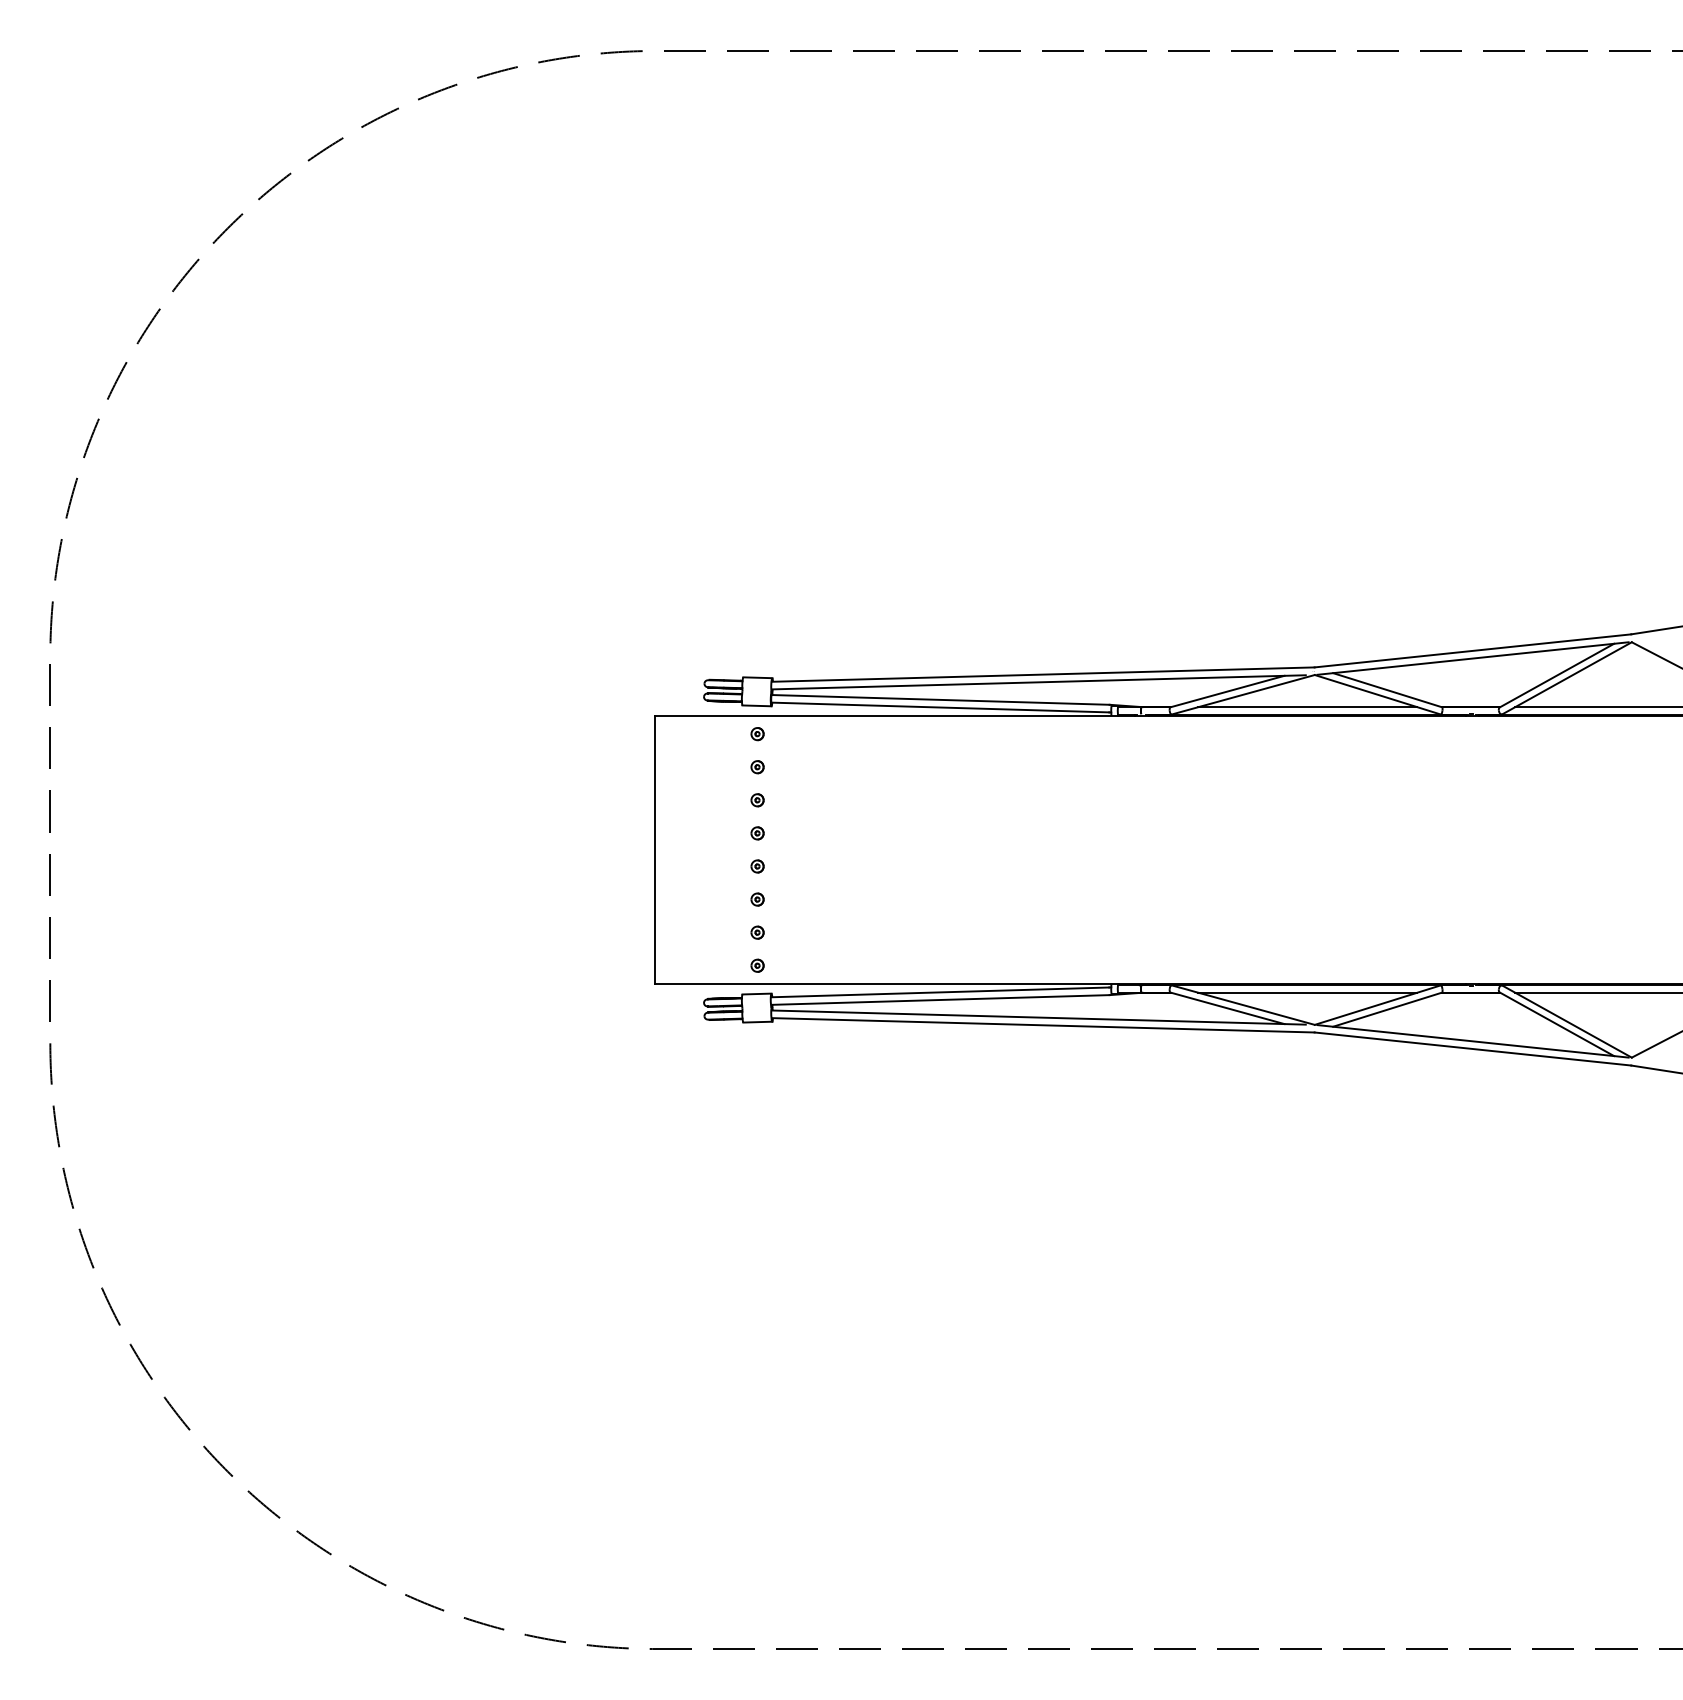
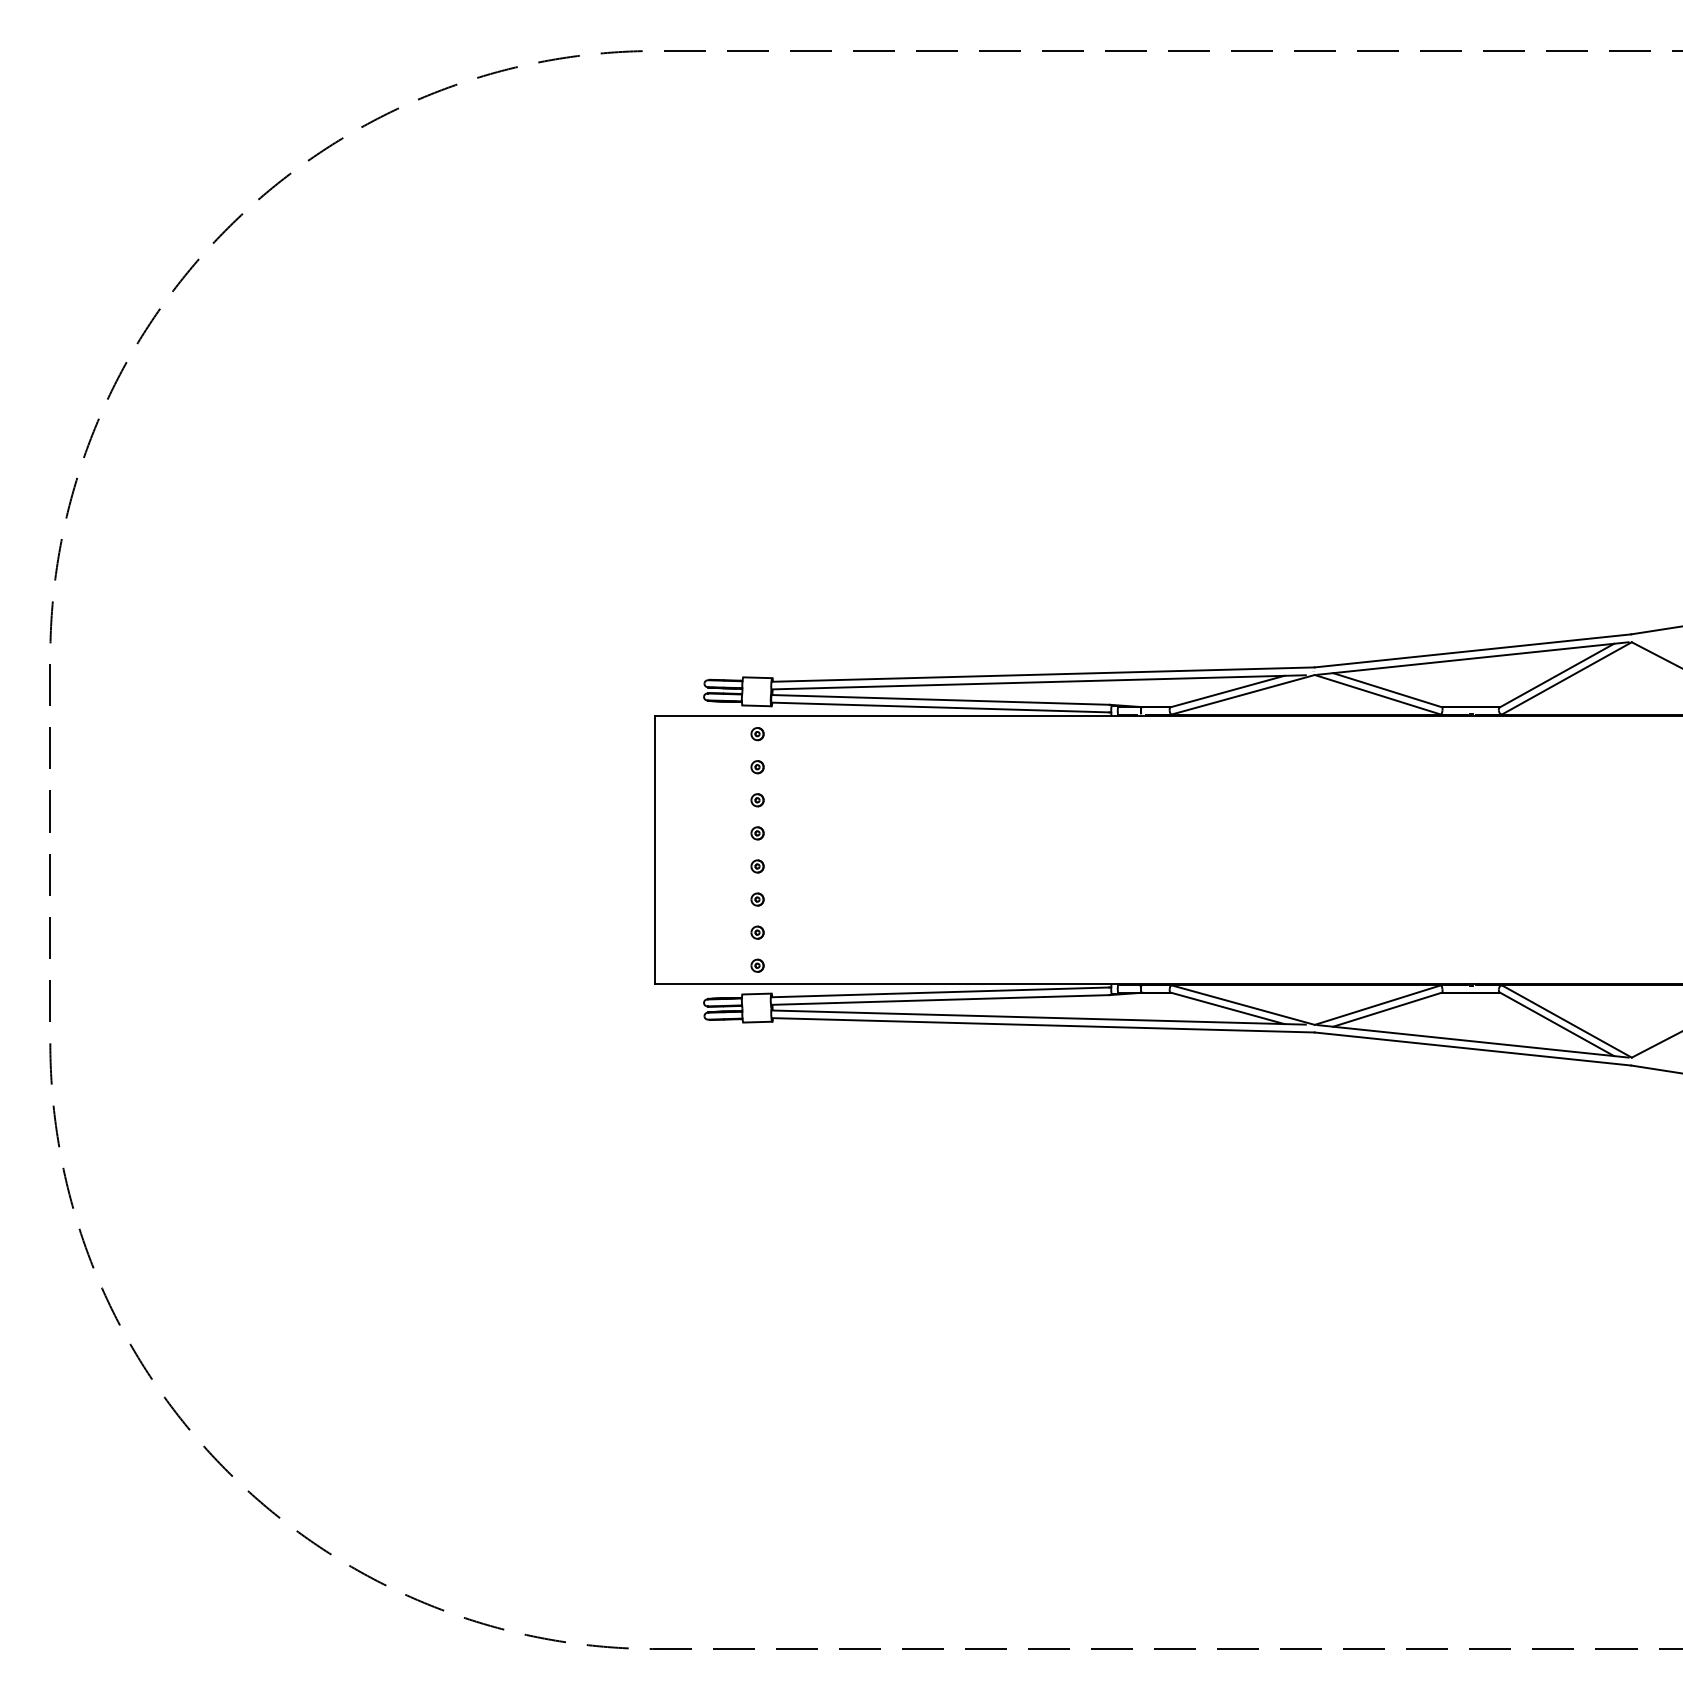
line: present -> none (1307, 707)
line: present -> none (1597, 707)
line: present -> none (1307, 992)
line: present -> none (1597, 992)
